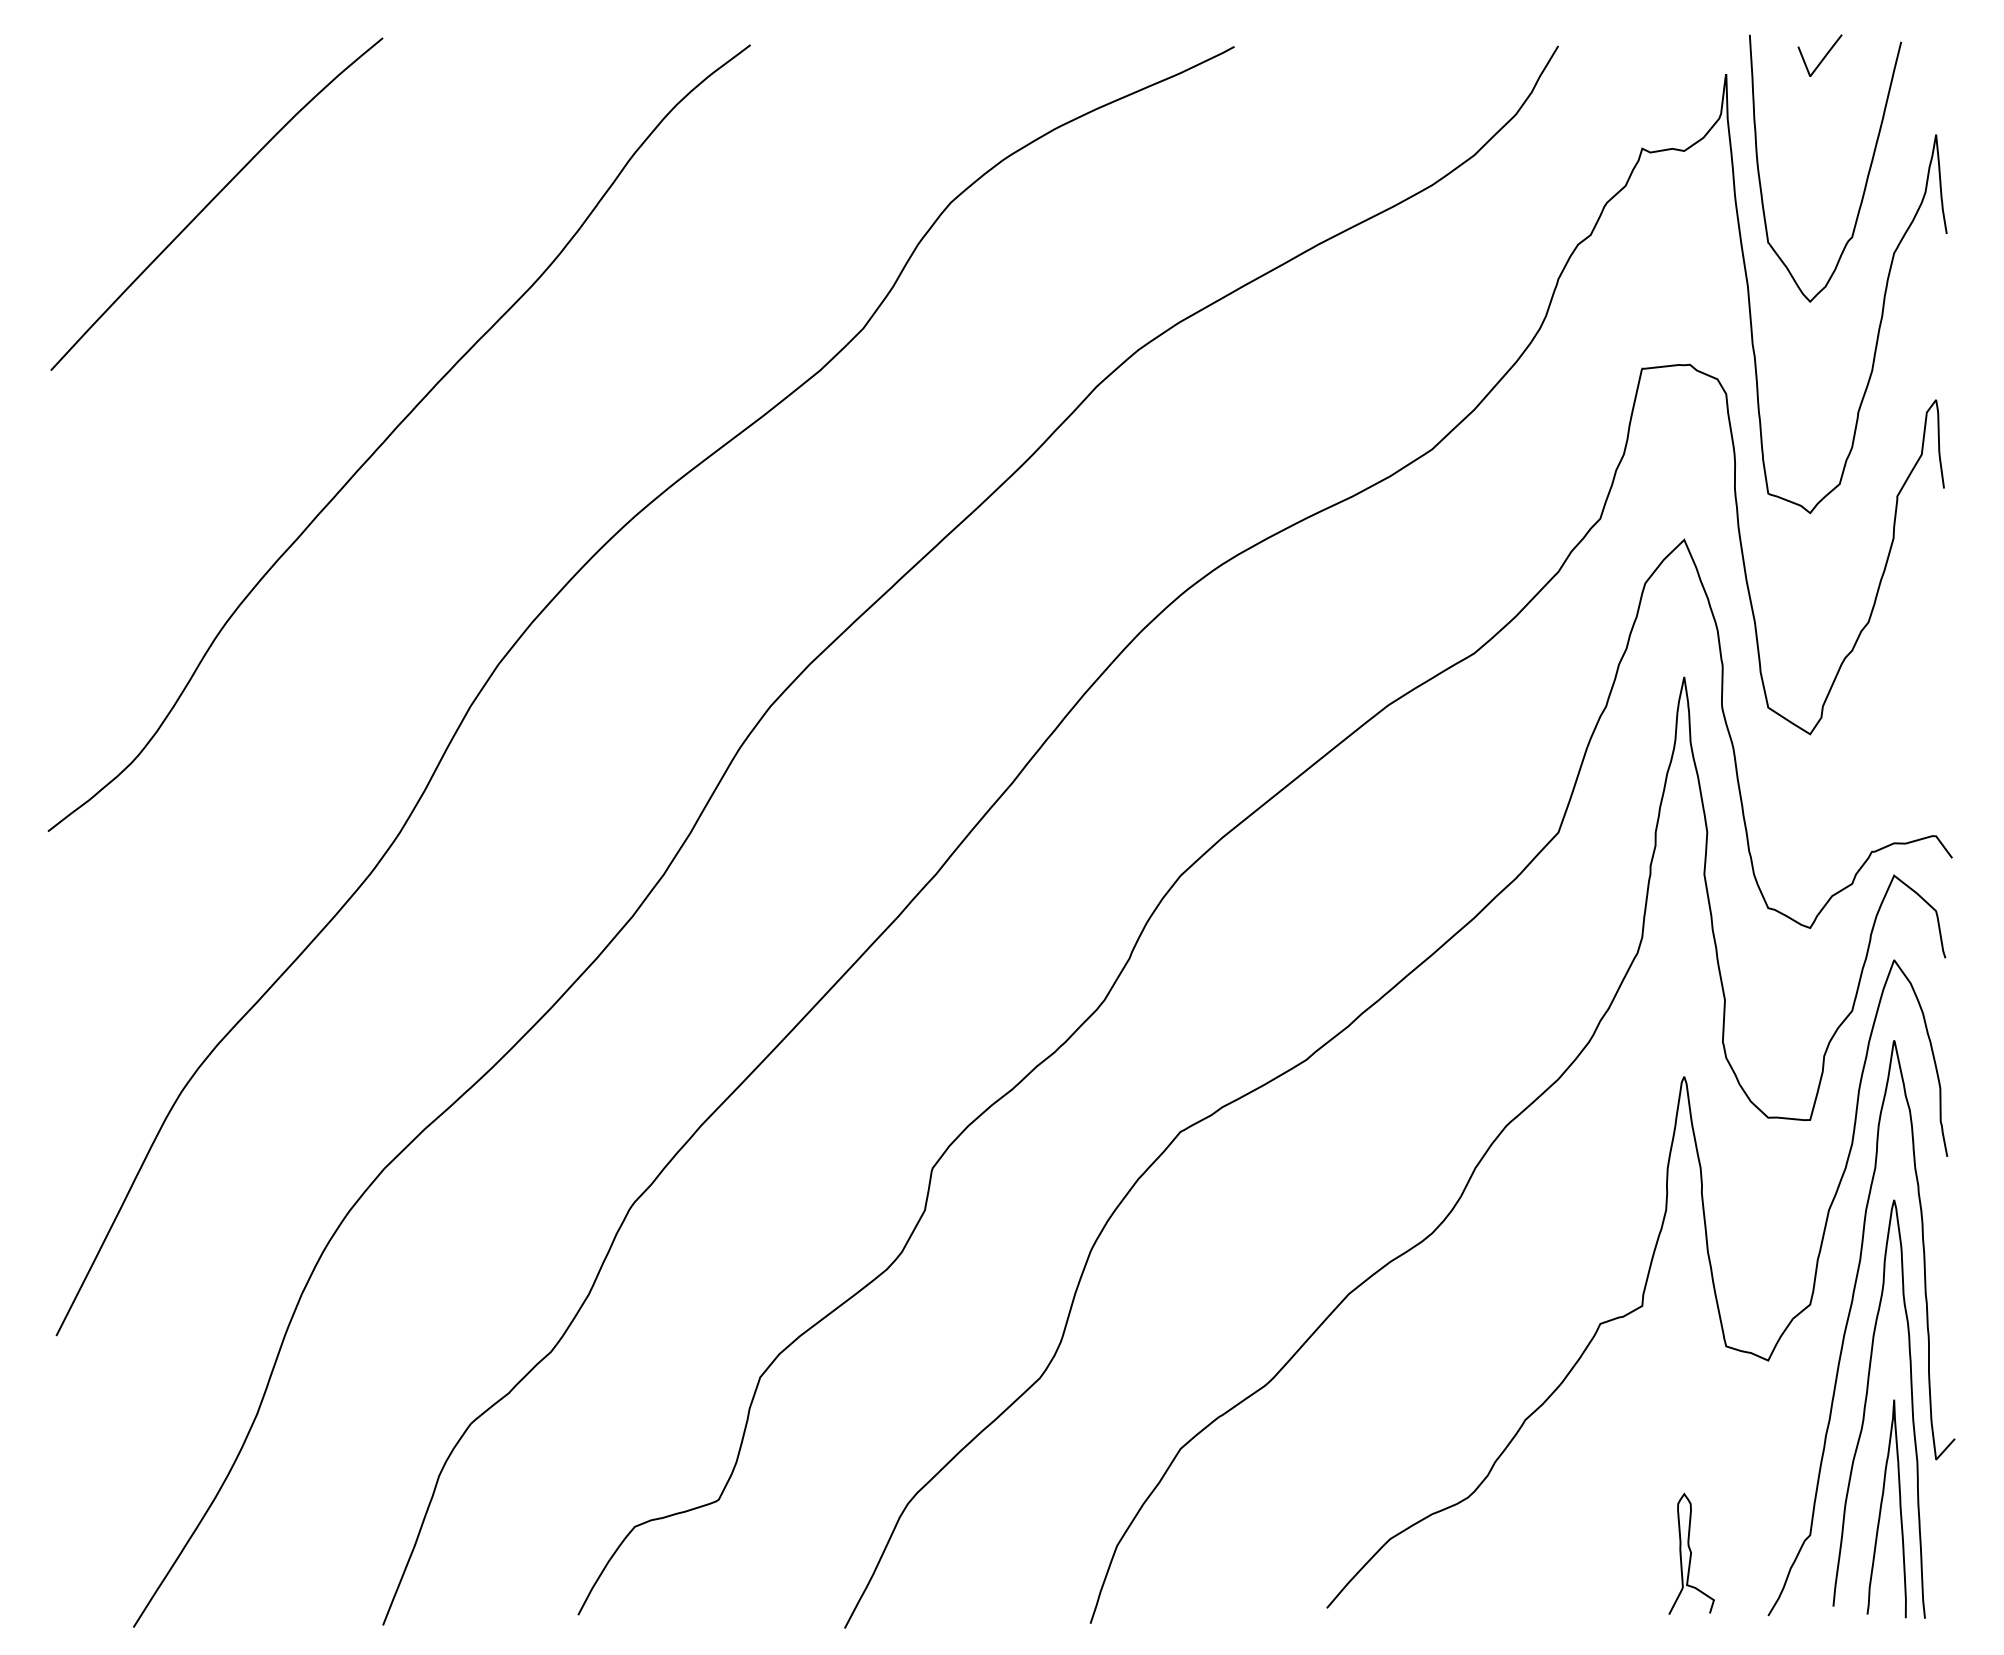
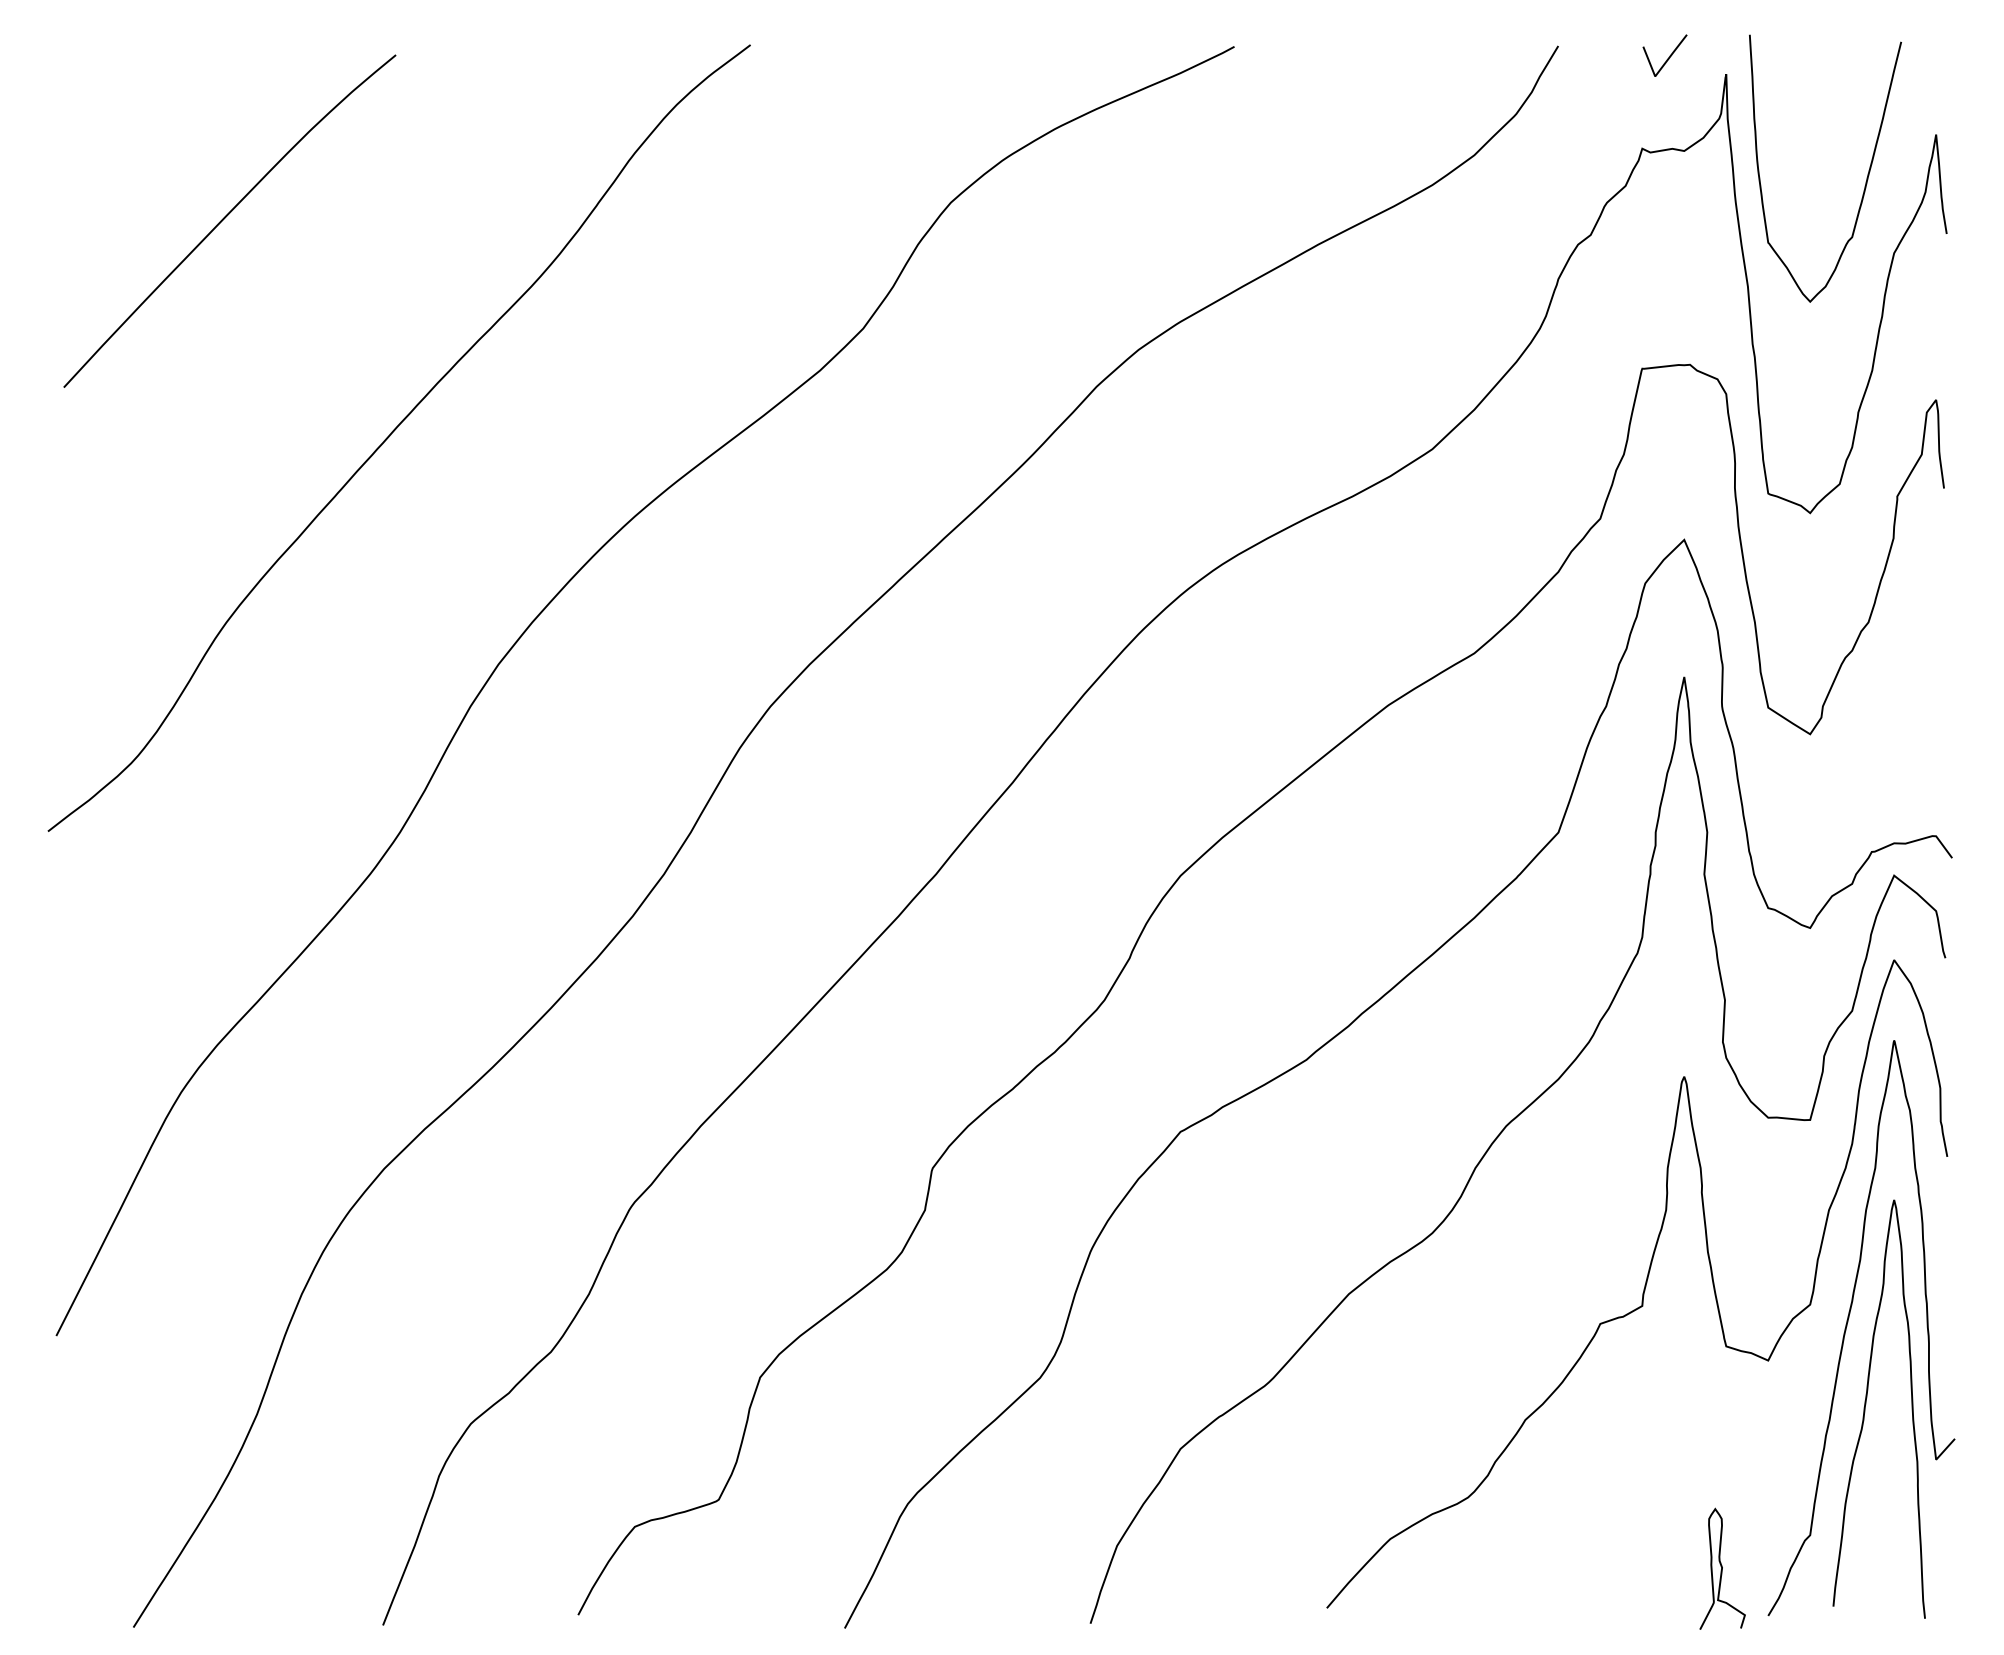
line position: (1822, 58) -> (1667, 58) (1667, 58)
curve position: (213, 200) -> (226, 217) (226, 217)
curve: present -> none (1881, 1508)
curve position: (1691, 1553) -> (1722, 1568) (1722, 1568)
